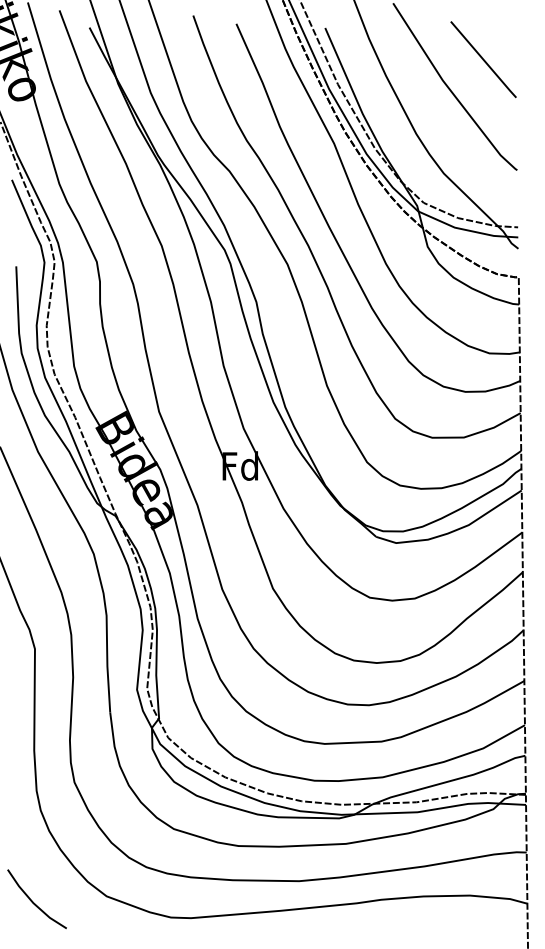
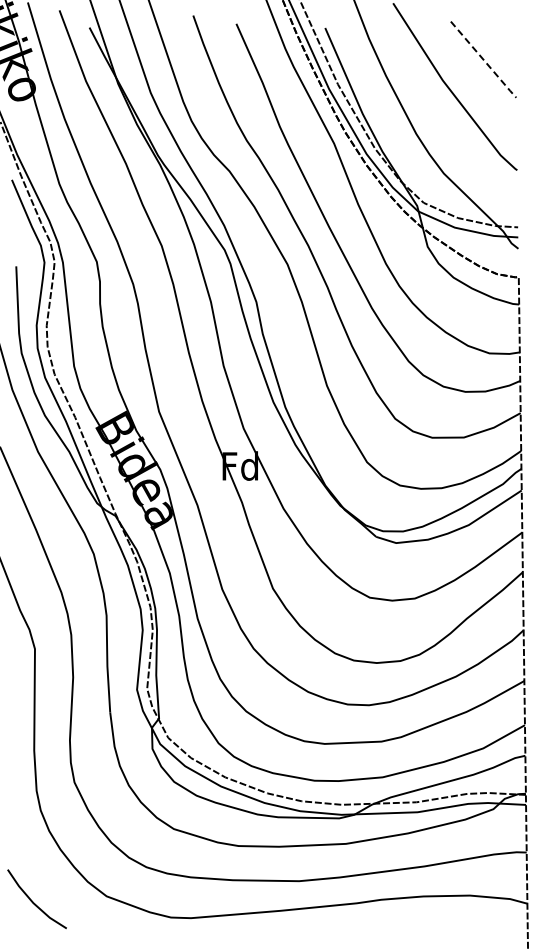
line: solid -> dashed (484, 60)
